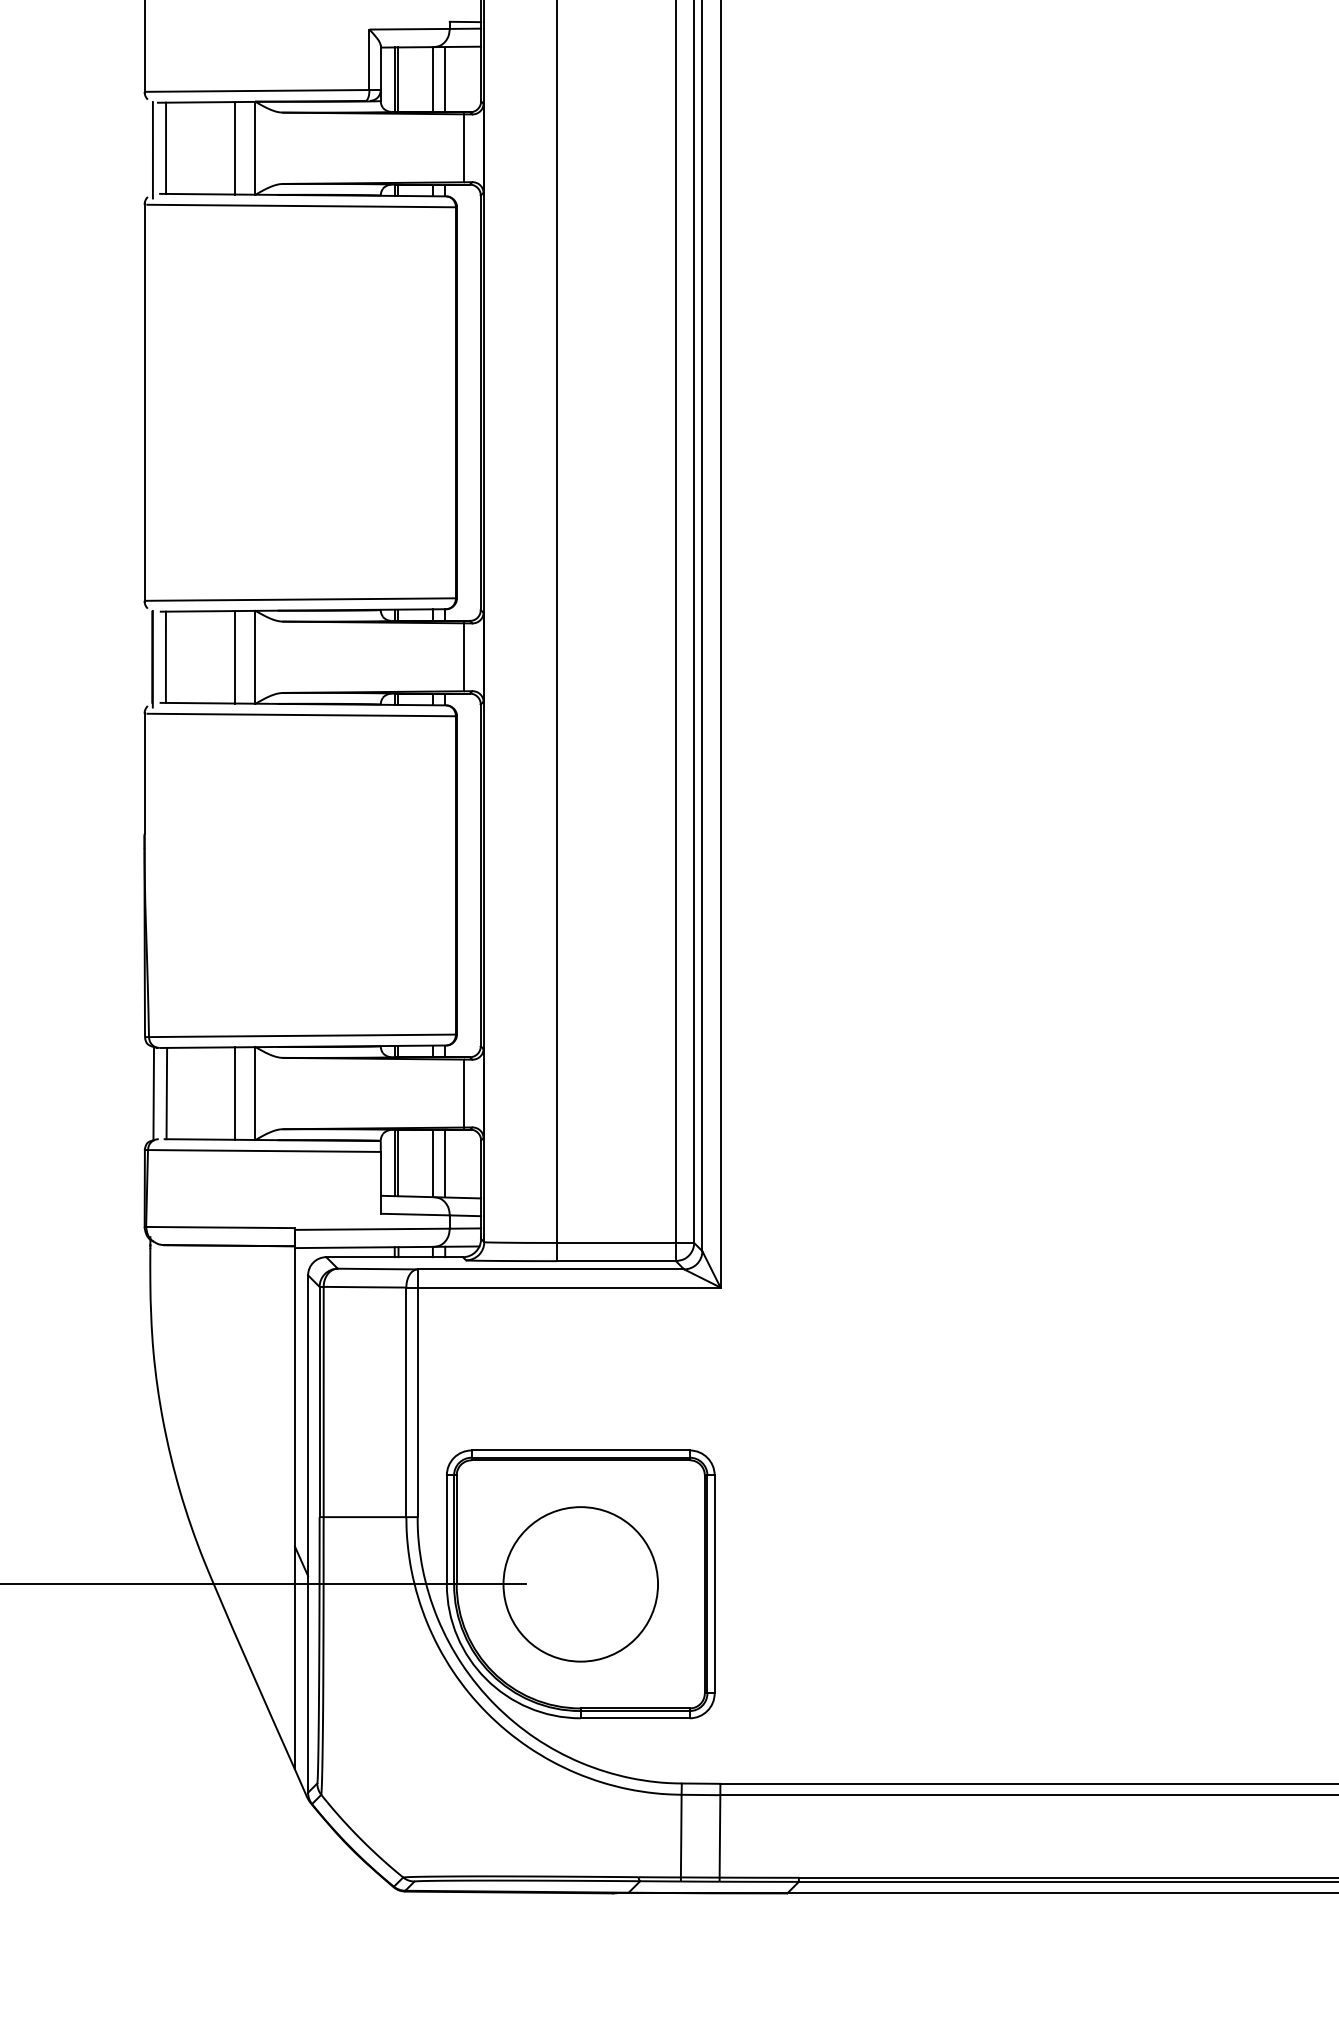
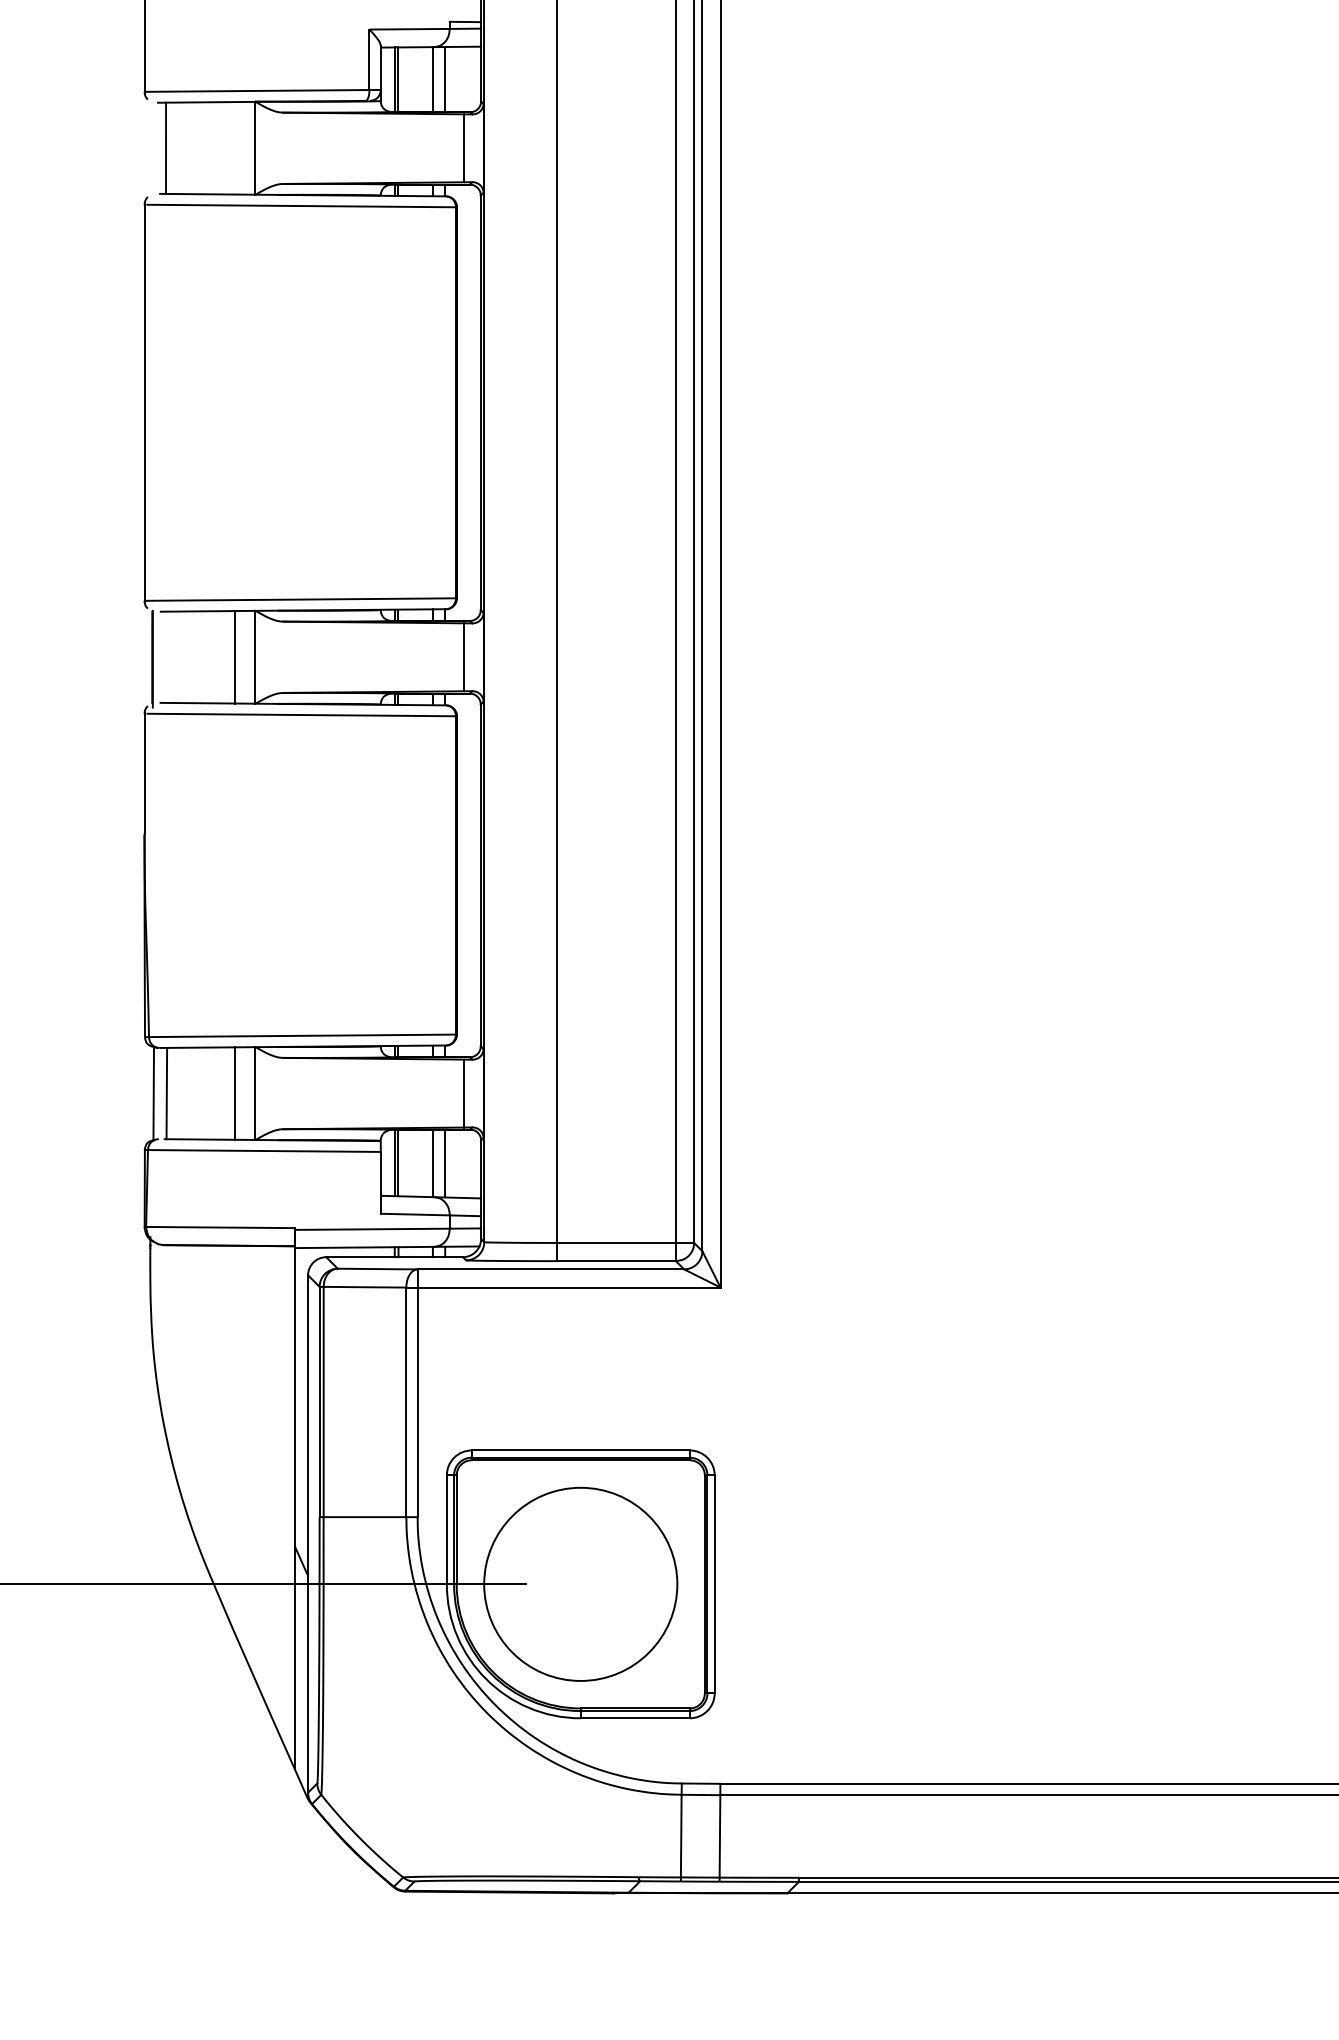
line: present -> none (235, 148)
line: present -> none (152, 150)
line: present -> none (165, 656)
circle diameter: 155 px -> 193 px (580, 1583)
